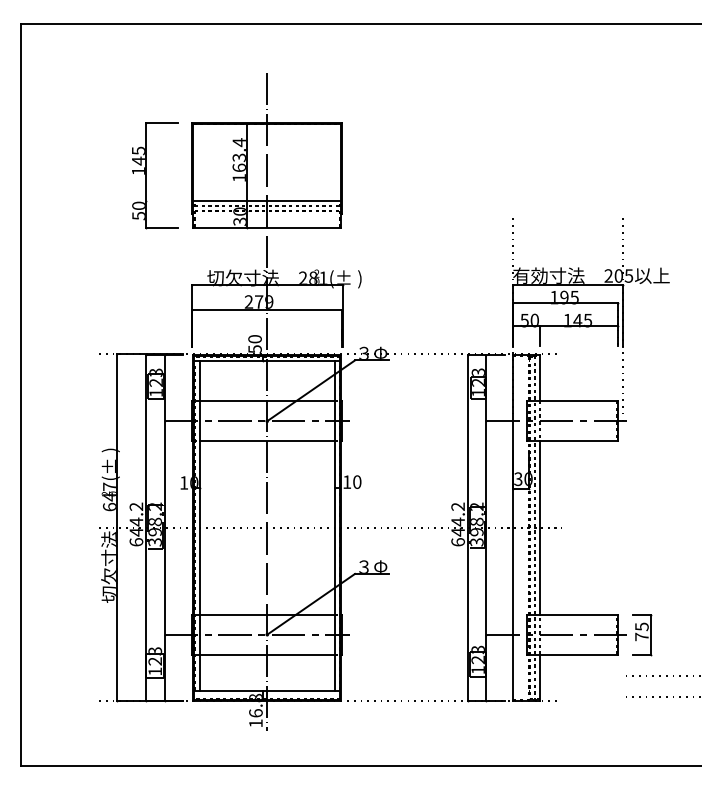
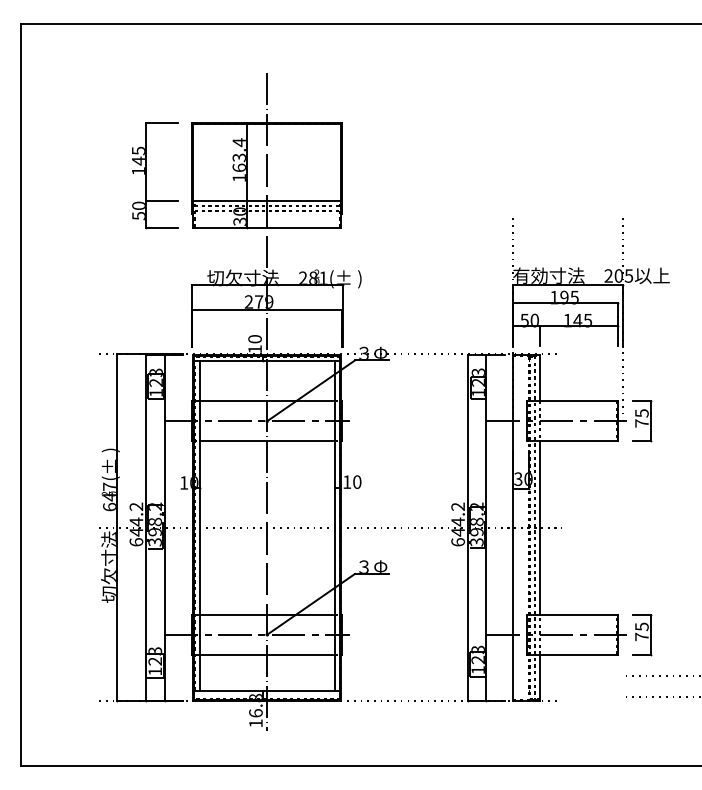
line: none -> present (161, 200)
text: 50 -> 10 (254, 349)
part: none -> present (642, 421)
